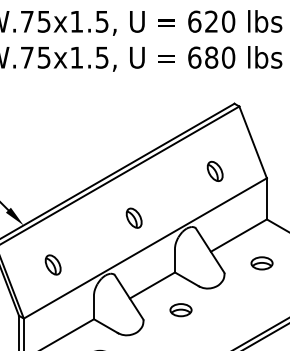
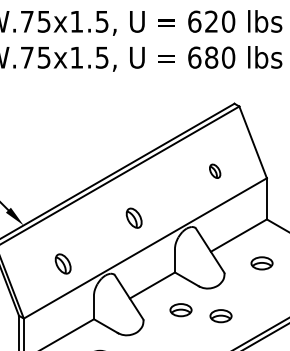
part size: 18x22 px -> 13x16 px (215, 170)
part position: (52, 264) -> (62, 263) (62, 263)
part: none -> present (220, 316)
